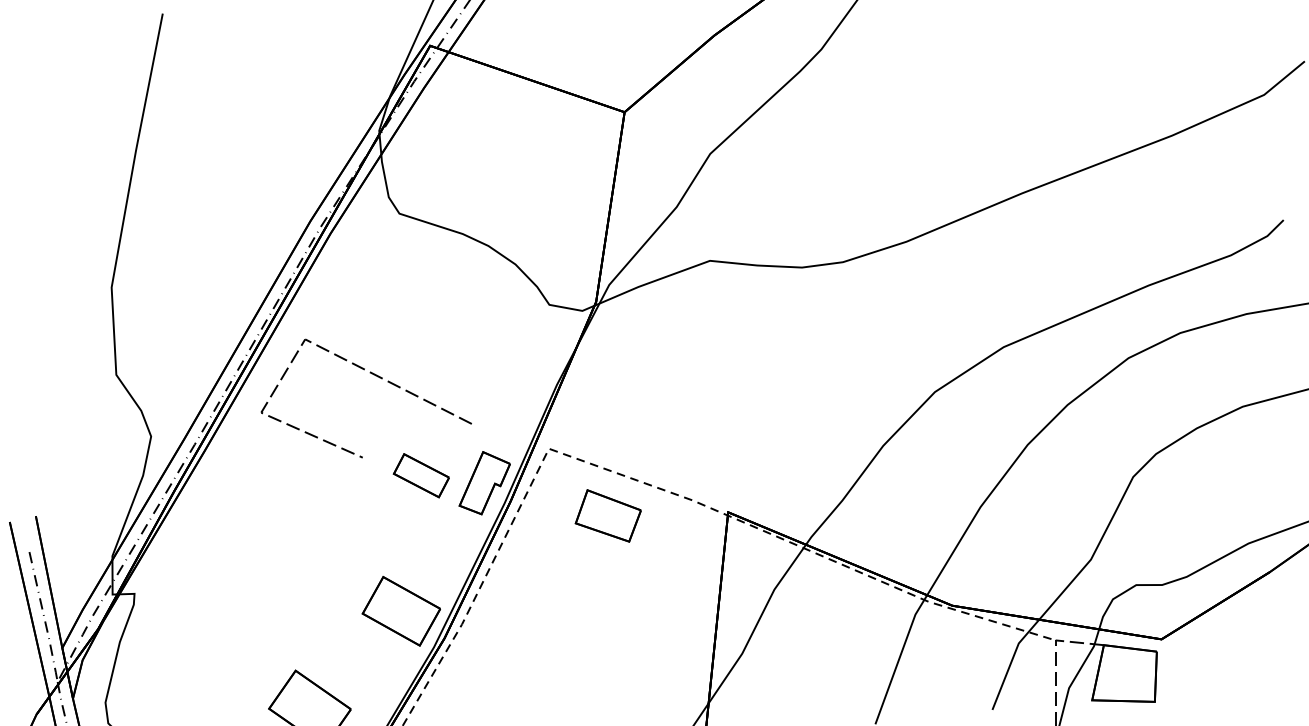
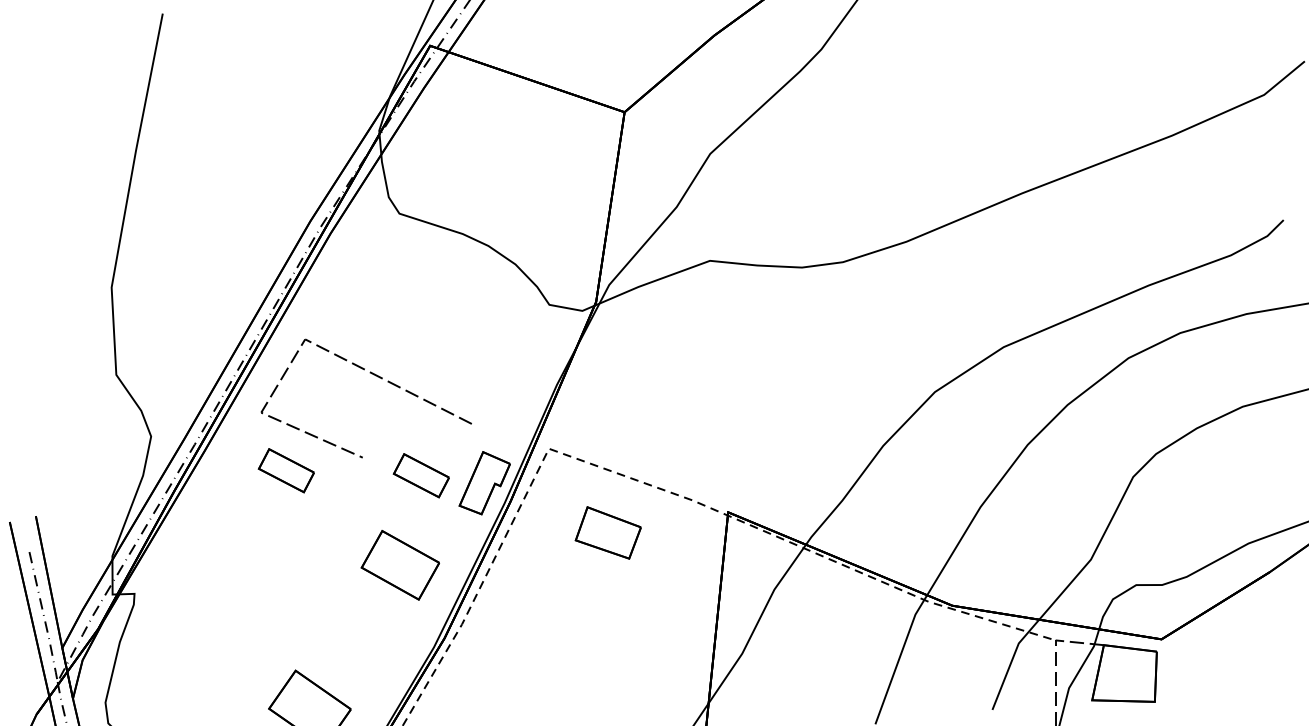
part: none -> present (285, 470)
part position: (607, 515) -> (607, 532) (607, 532)
part position: (400, 611) -> (399, 565) (399, 565)
